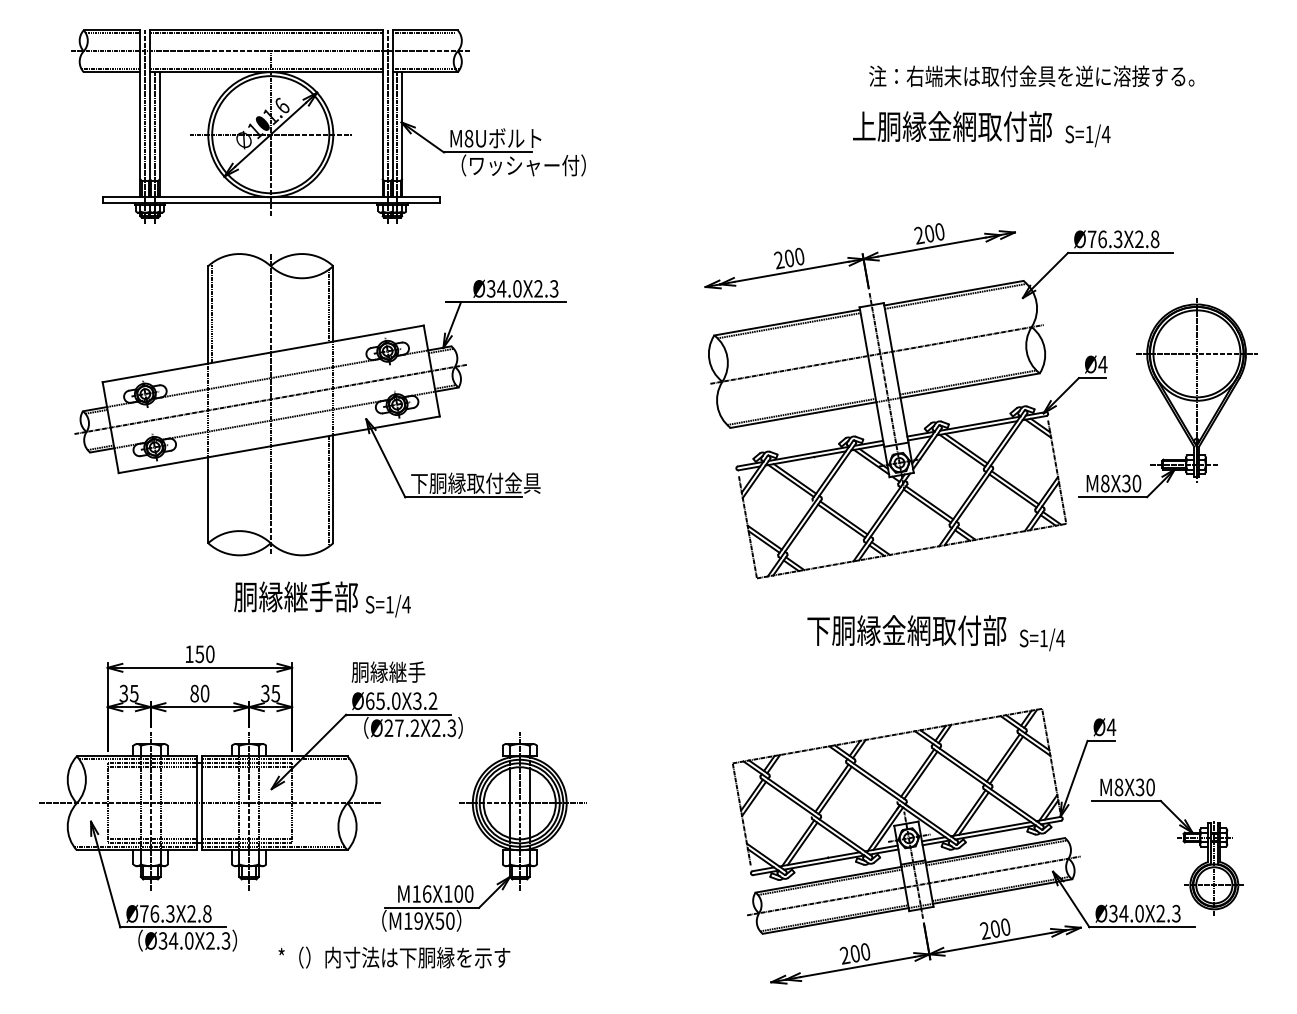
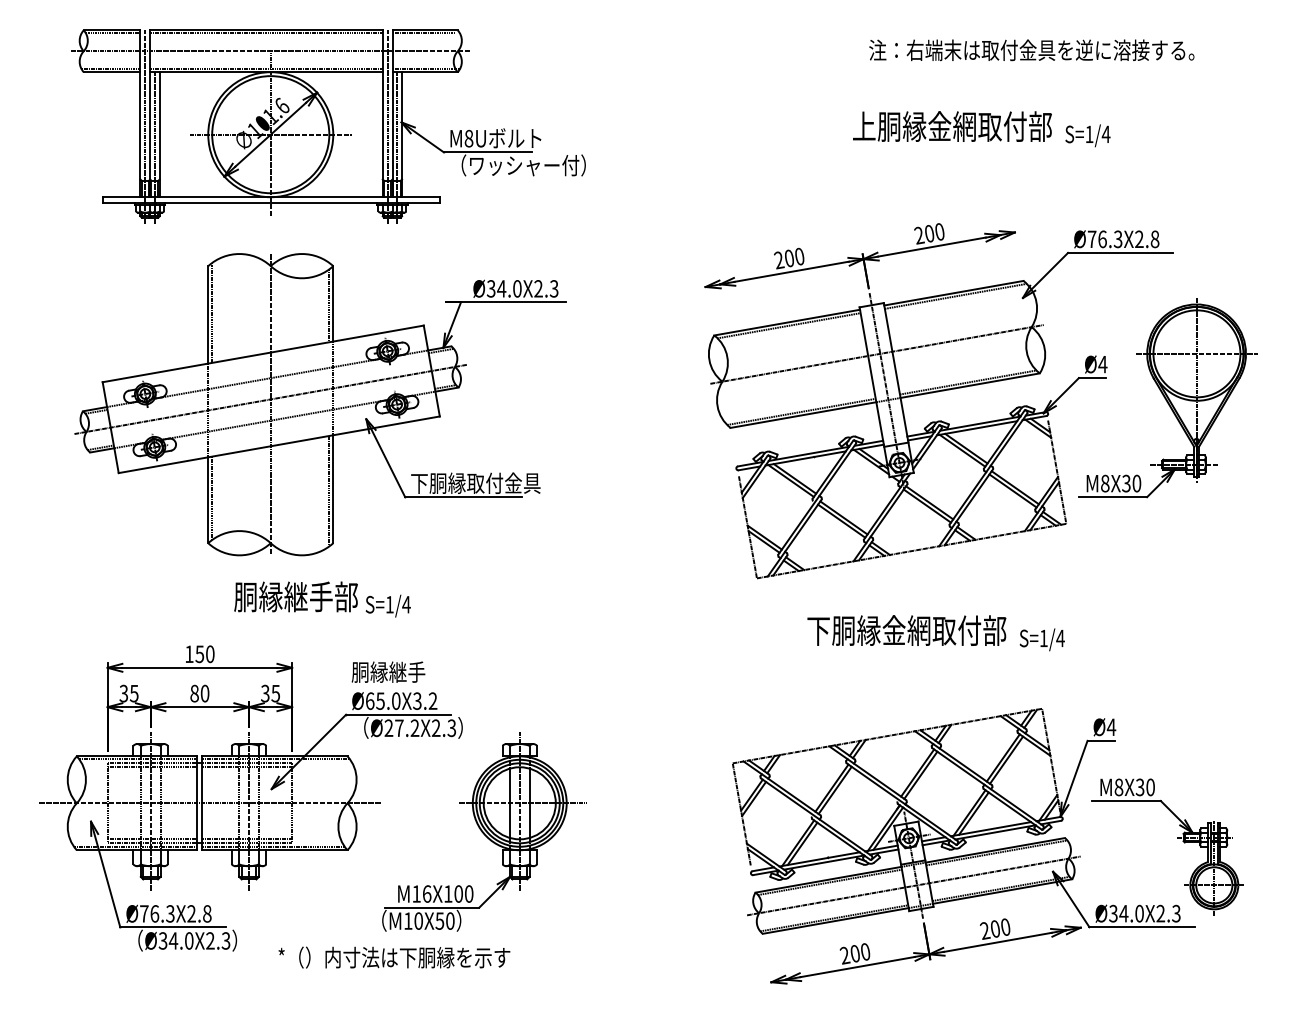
text position: (1031, 76) -> (1031, 50) (1031, 50)
line: none -> present (212, 498)
text: M19X50 -> M10X50 (418, 920)
